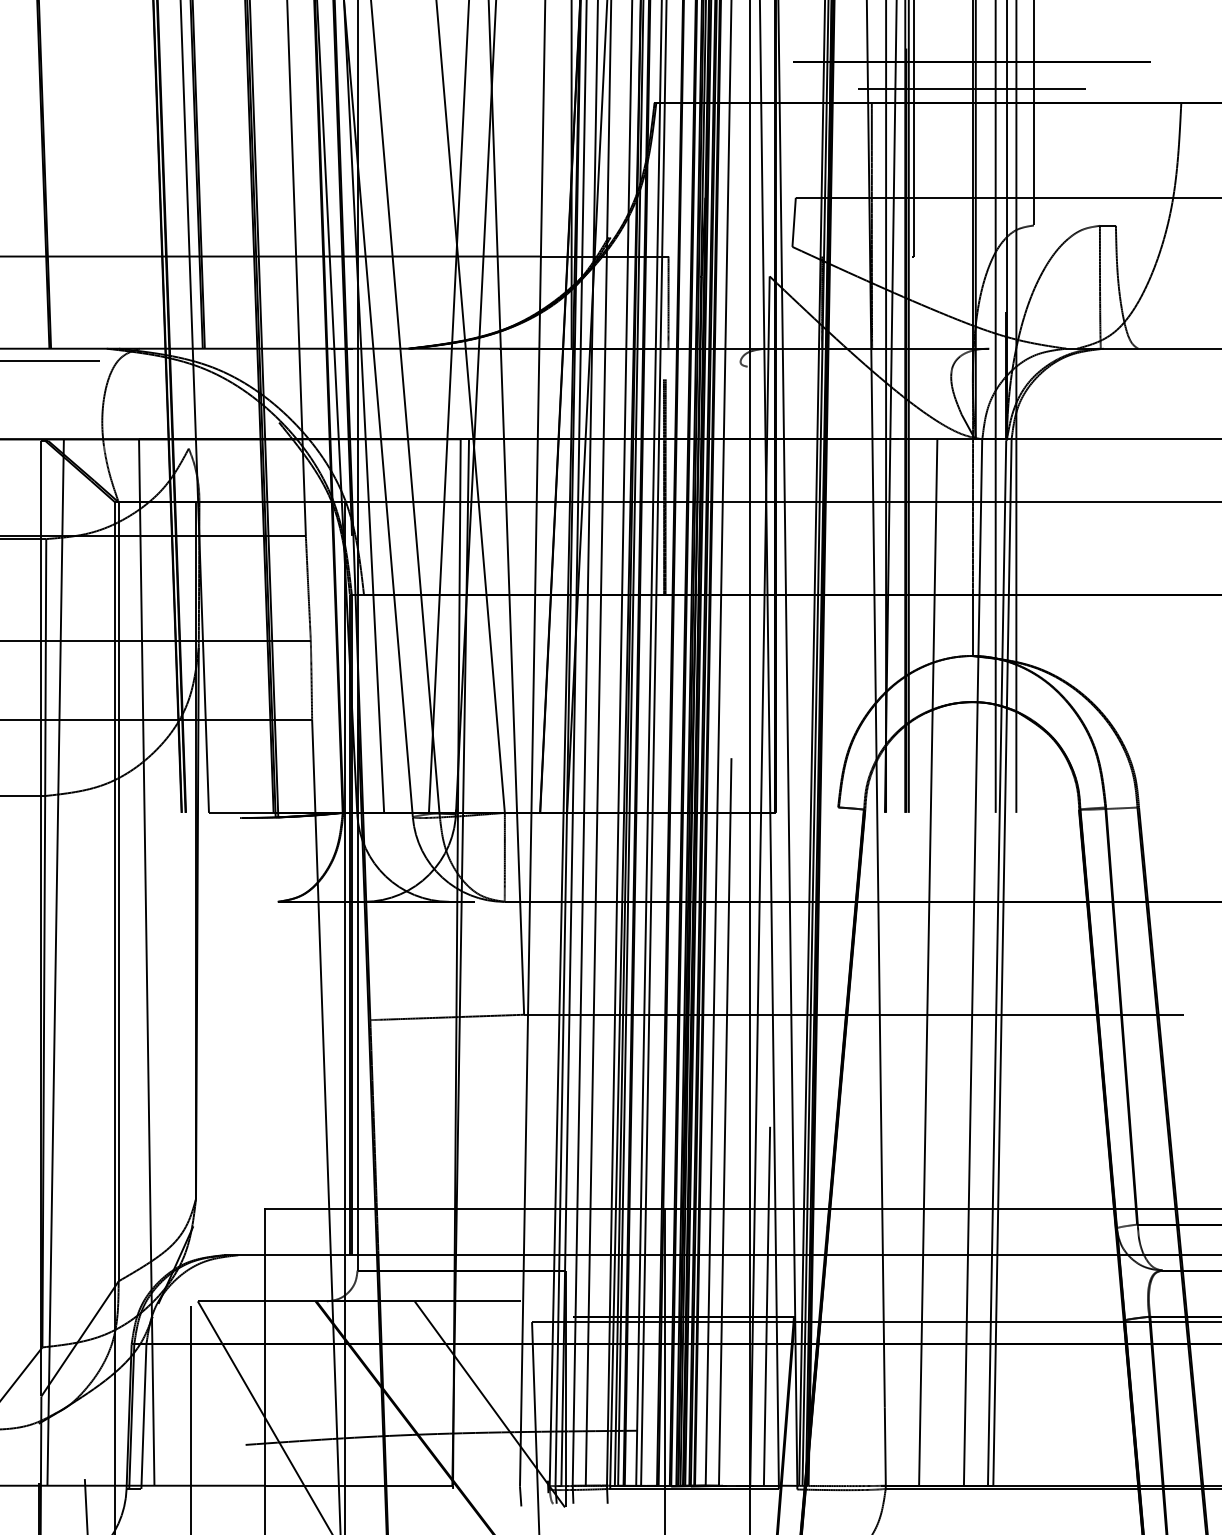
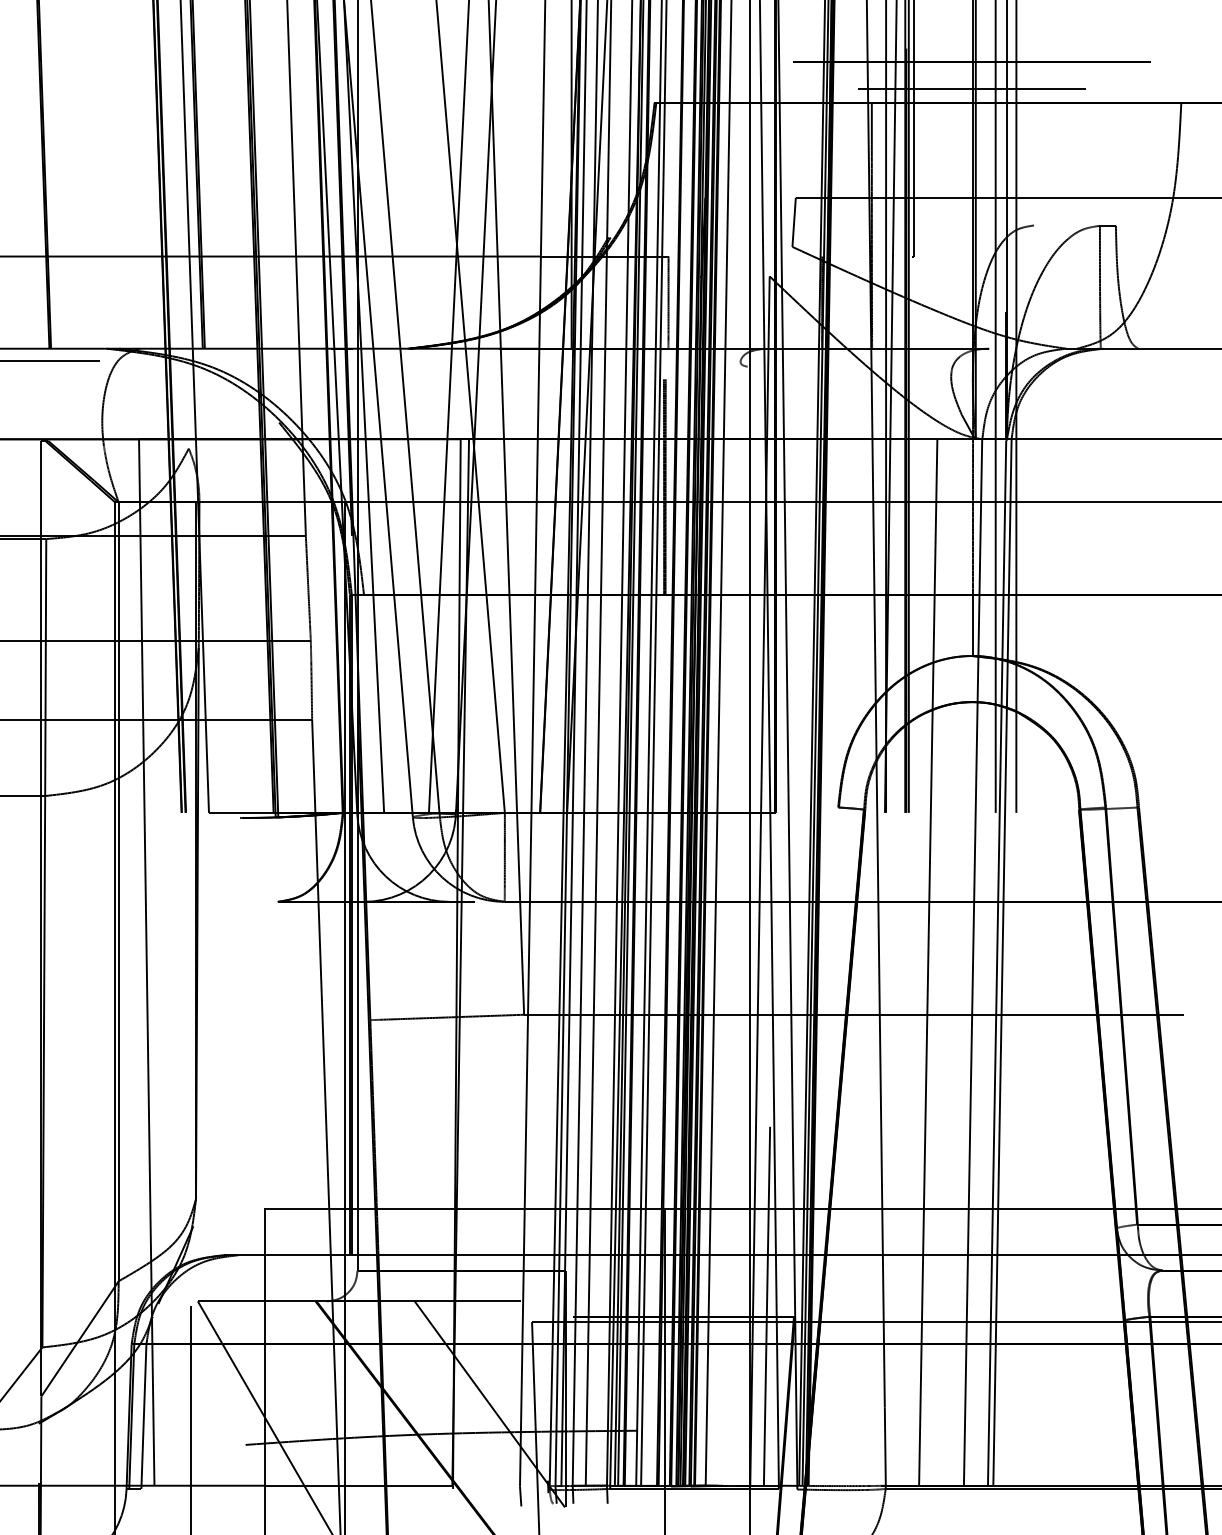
line: present -> none (1033, 113)
line: present -> none (55, 962)
line: present -> none (724, 1121)
line: present -> none (85, 1505)
